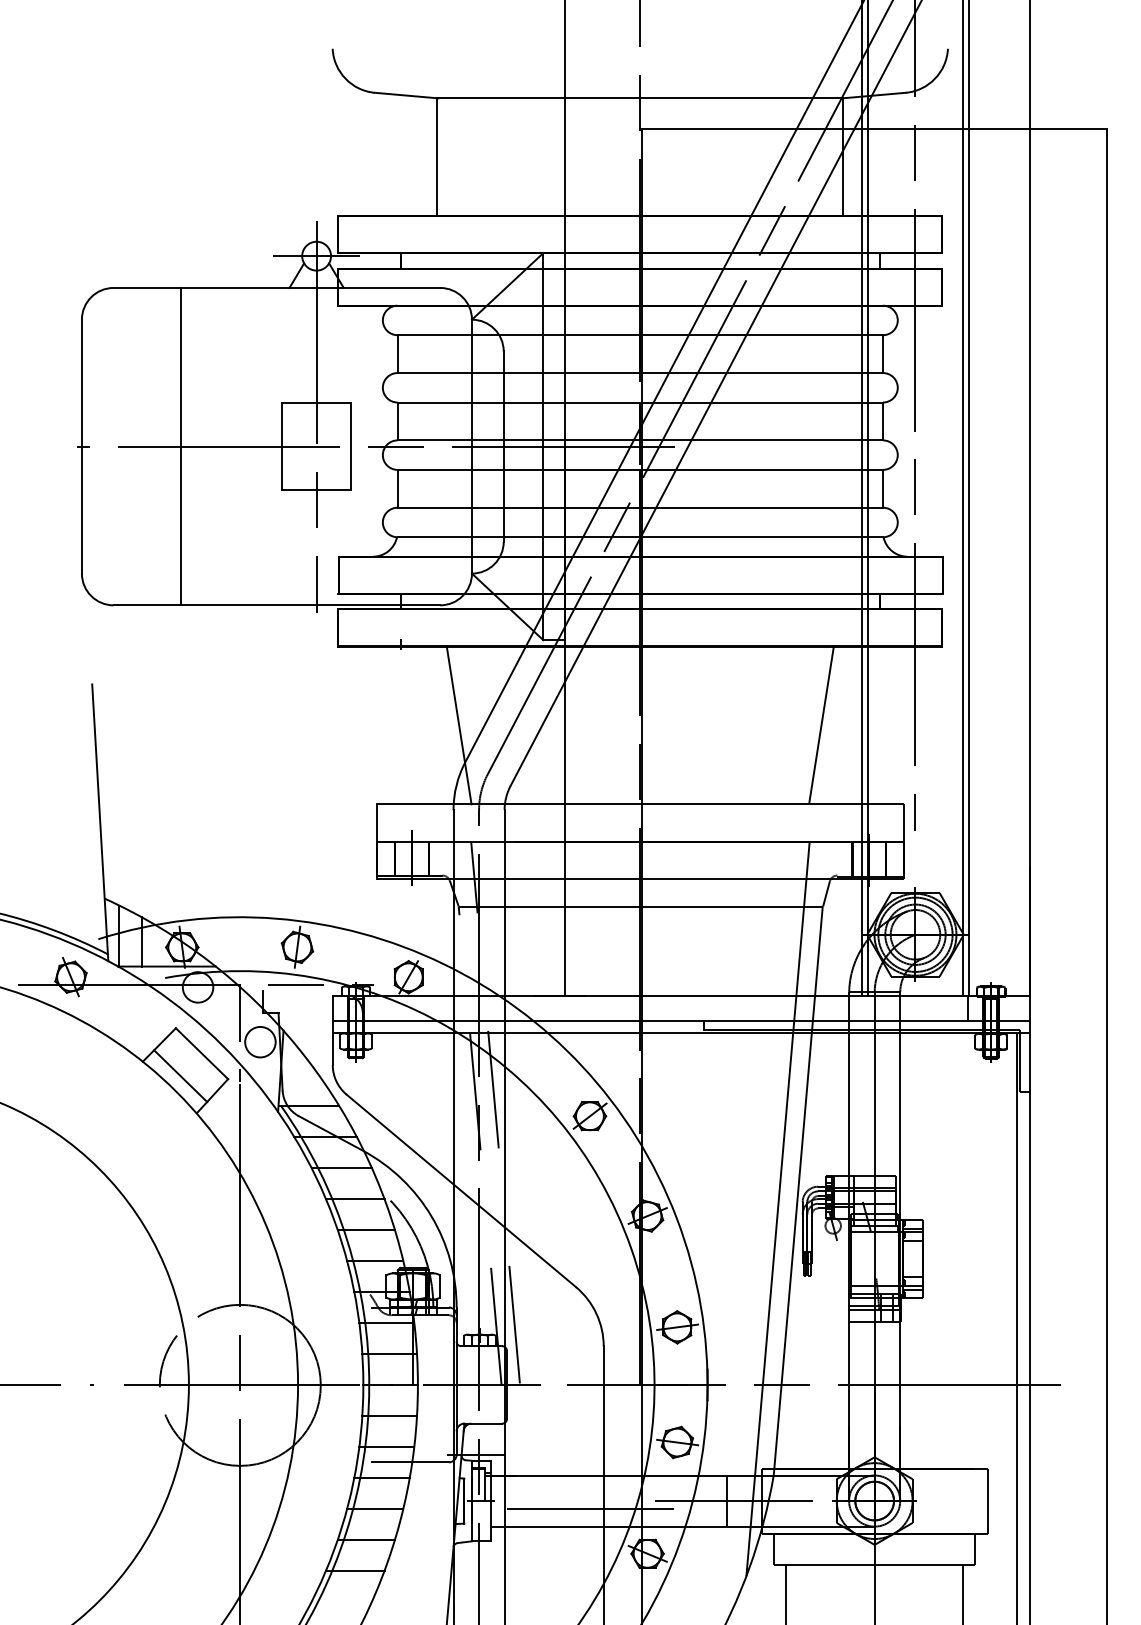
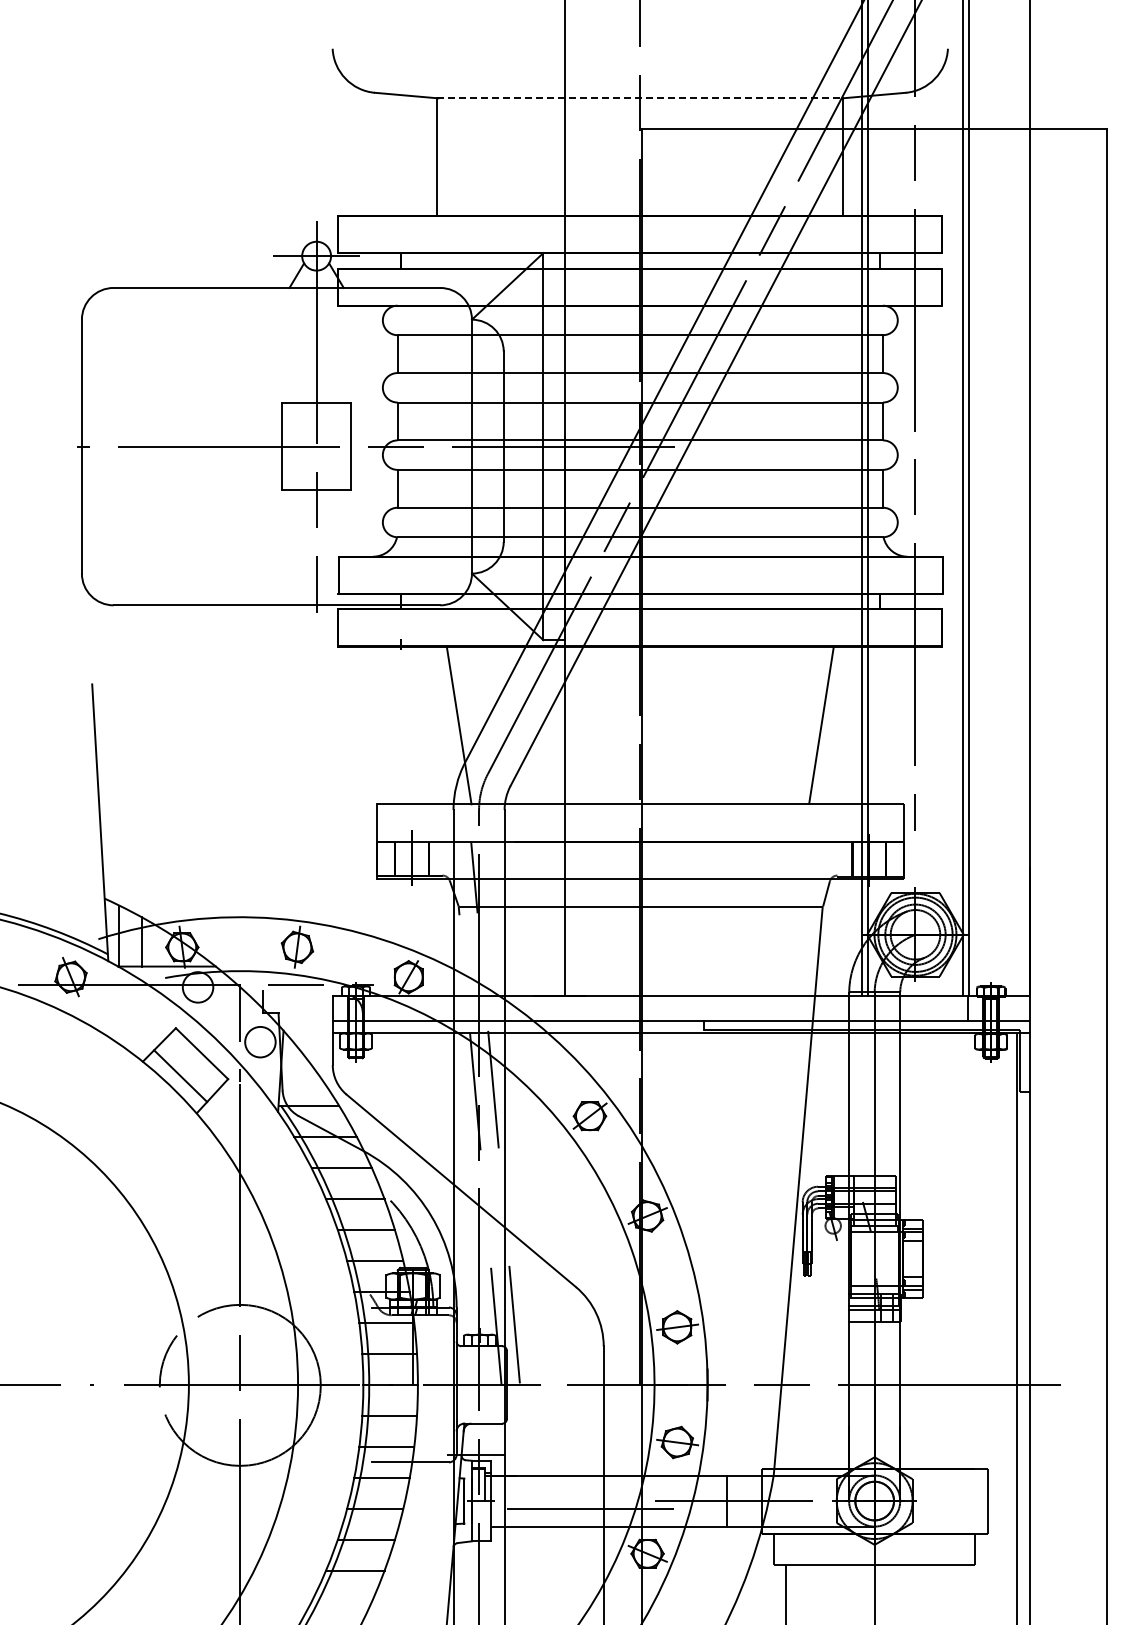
line: solid -> dashed (640, 98)
line: present -> none (181, 446)
line: present -> none (777, 1208)
line: present -> none (962, 1592)
